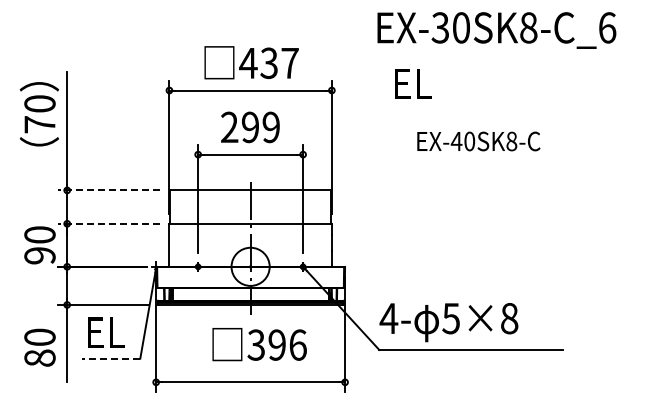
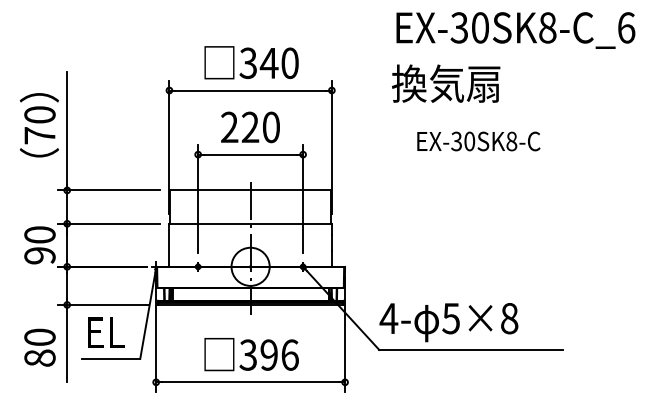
text position: (496, 30) -> (515, 30) (515, 30)
text: 437 -> 340 (268, 63)
text: EL -> 換気扇 (446, 83)
text position: (38, 114) -> (38, 125) (38, 125)
text: 299 -> 220 (260, 127)
text: EX-40SK8-C -> EX-30SK8-C (456, 141)
line: dashed -> solid (108, 190)
line: dashed -> solid (108, 223)
text position: (259, 344) -> (251, 354) (251, 354)
line: dashed -> solid (110, 358)
